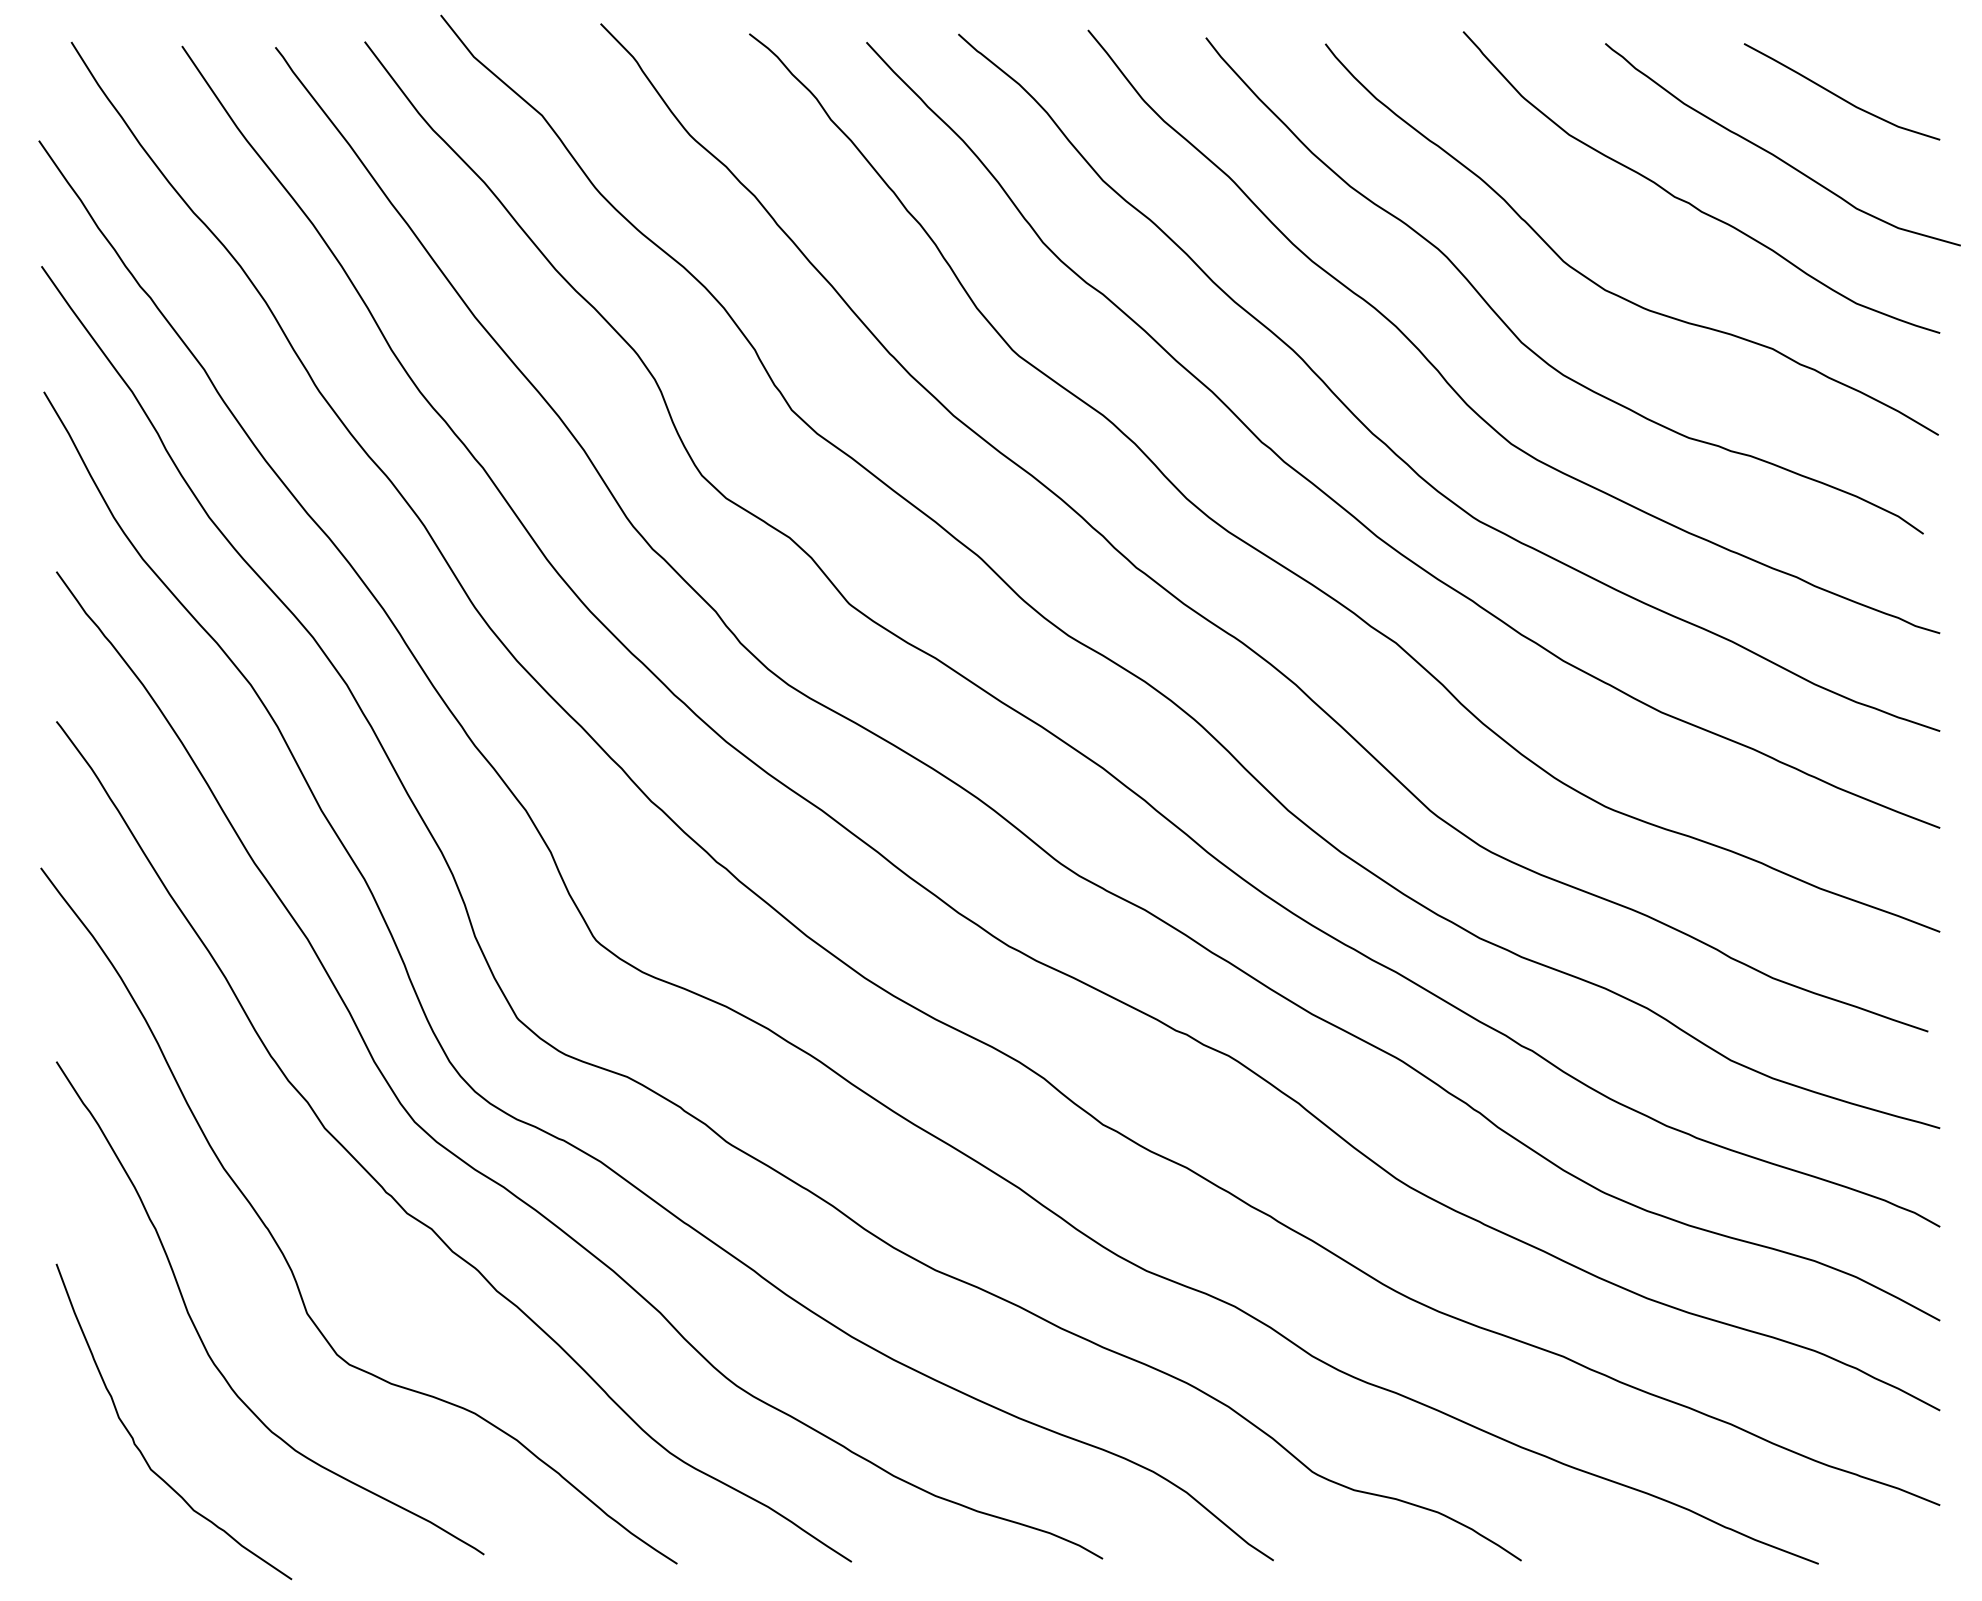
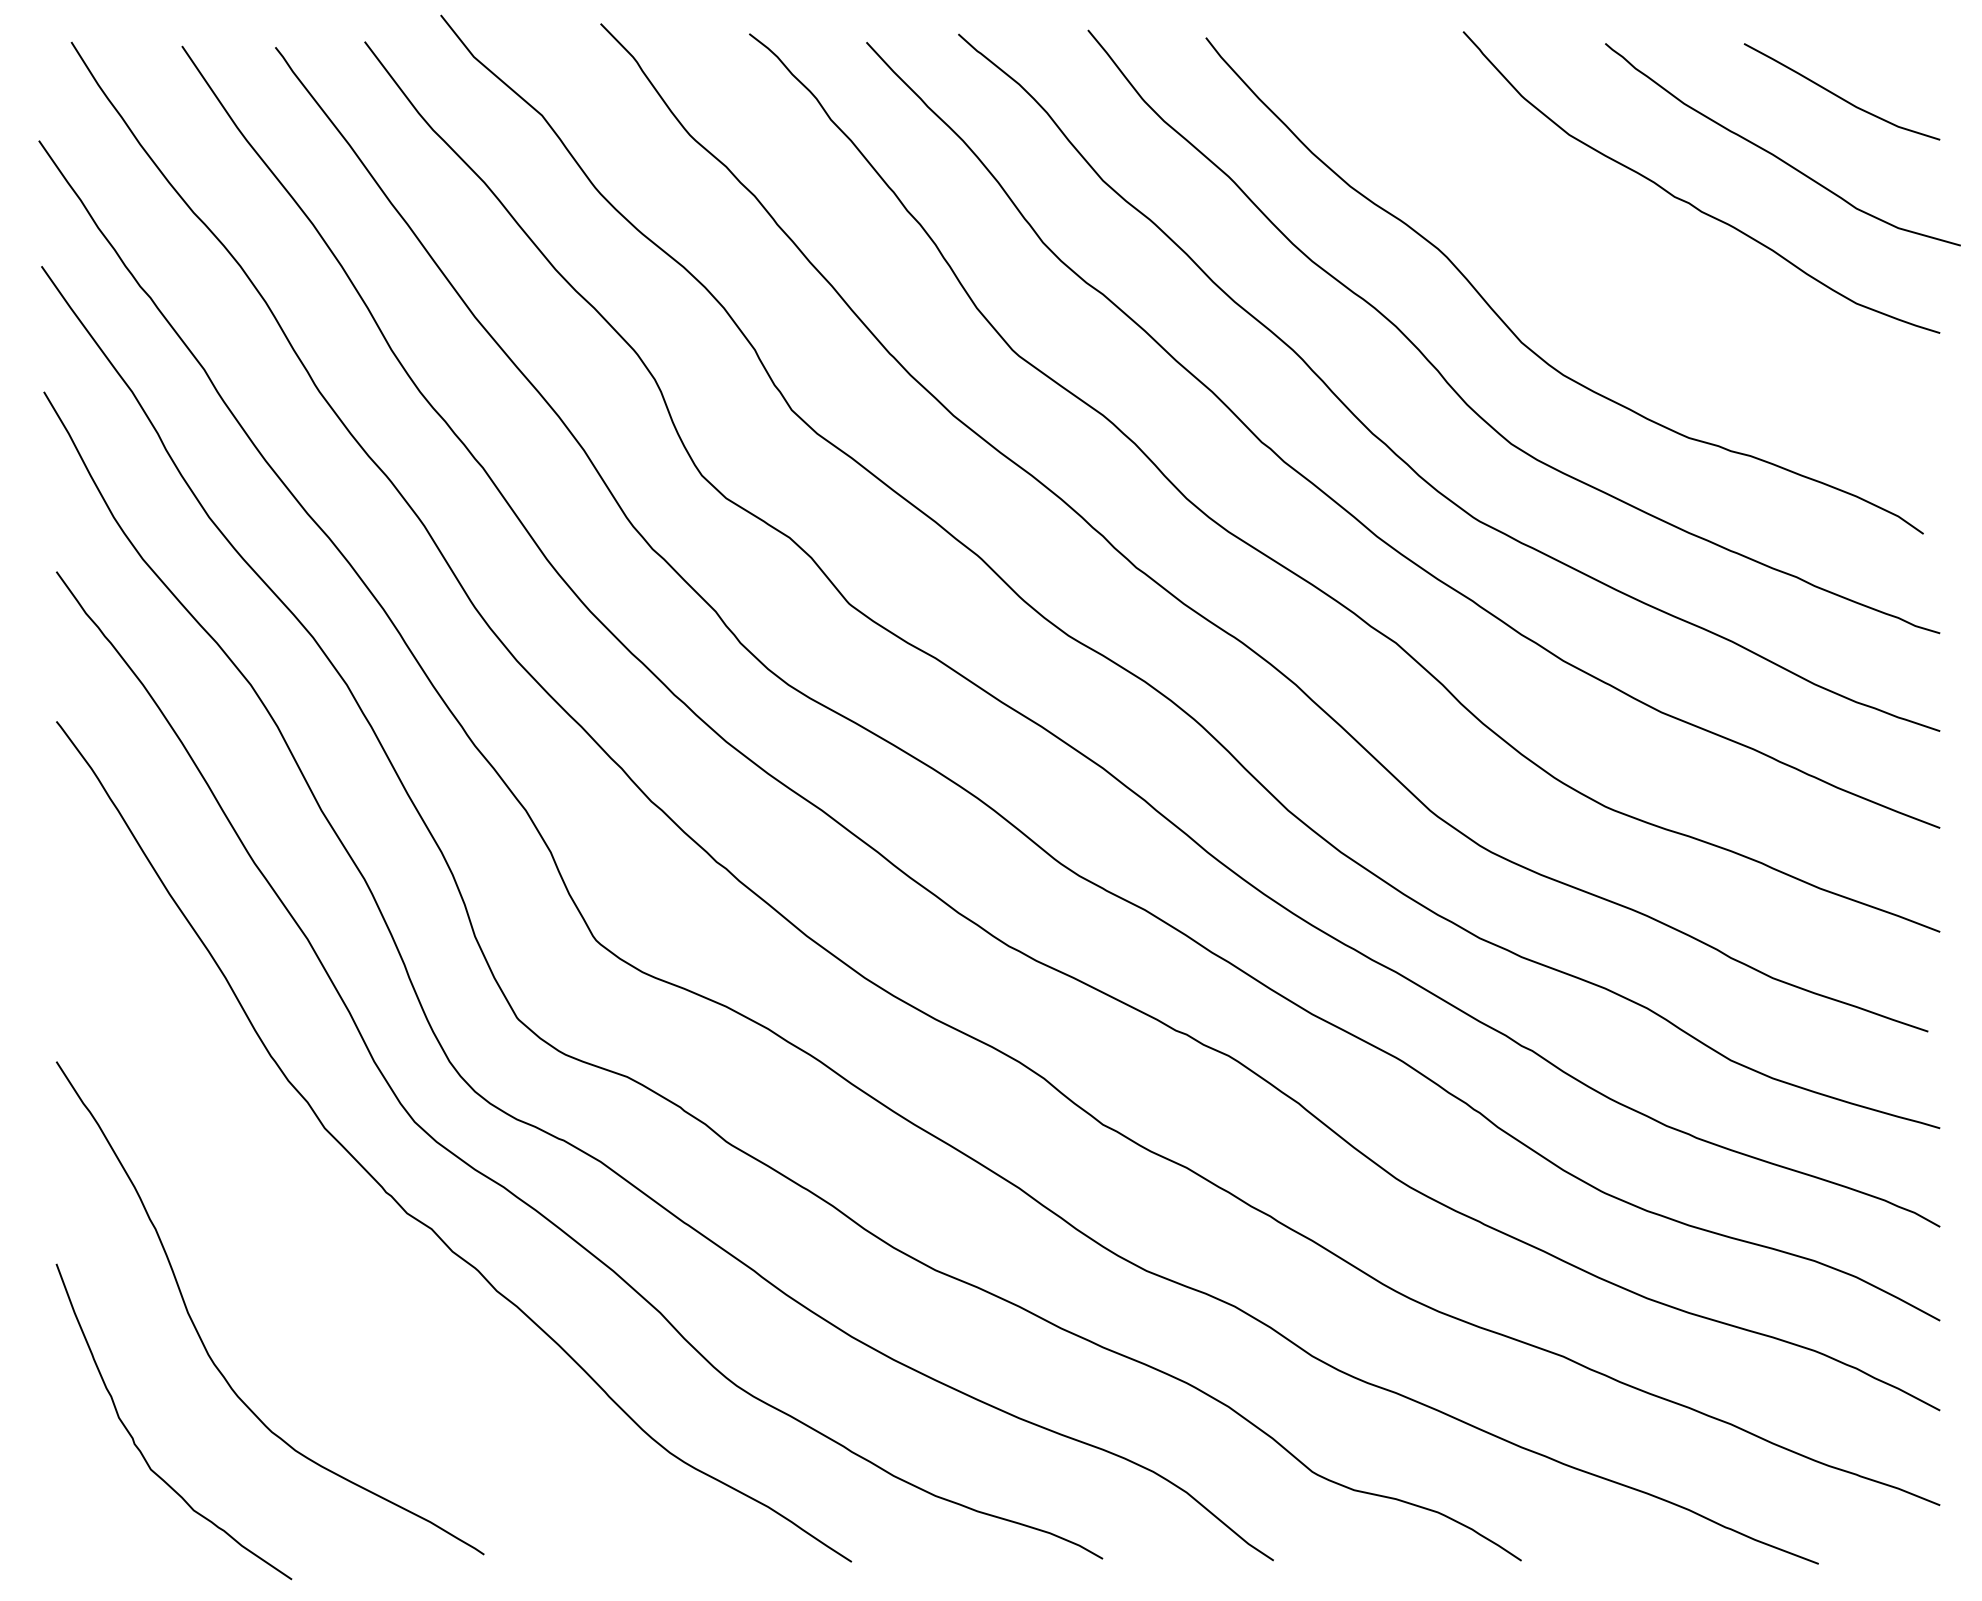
curve: present -> none (1600, 285)
curve: present -> none (283, 1252)
